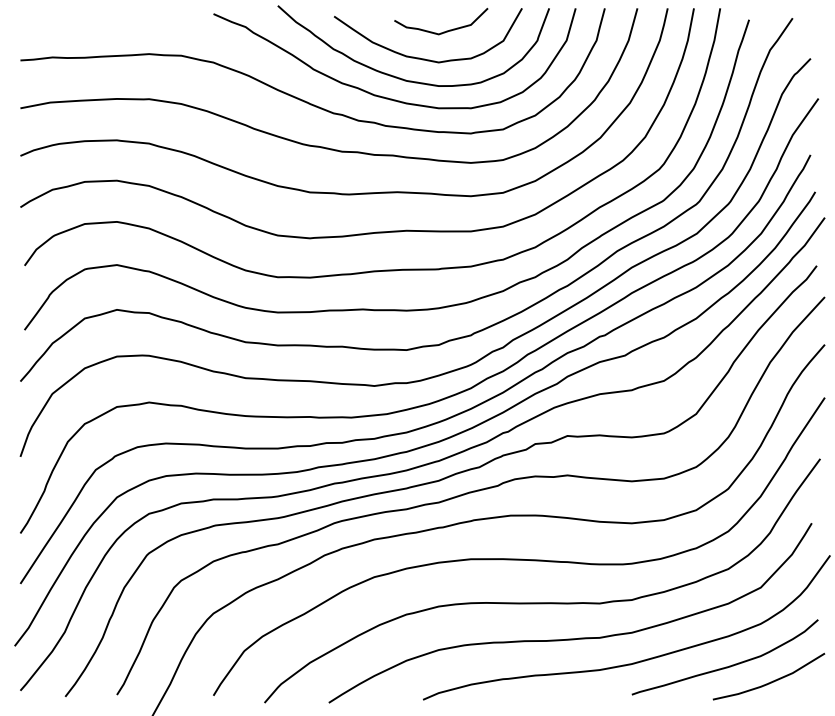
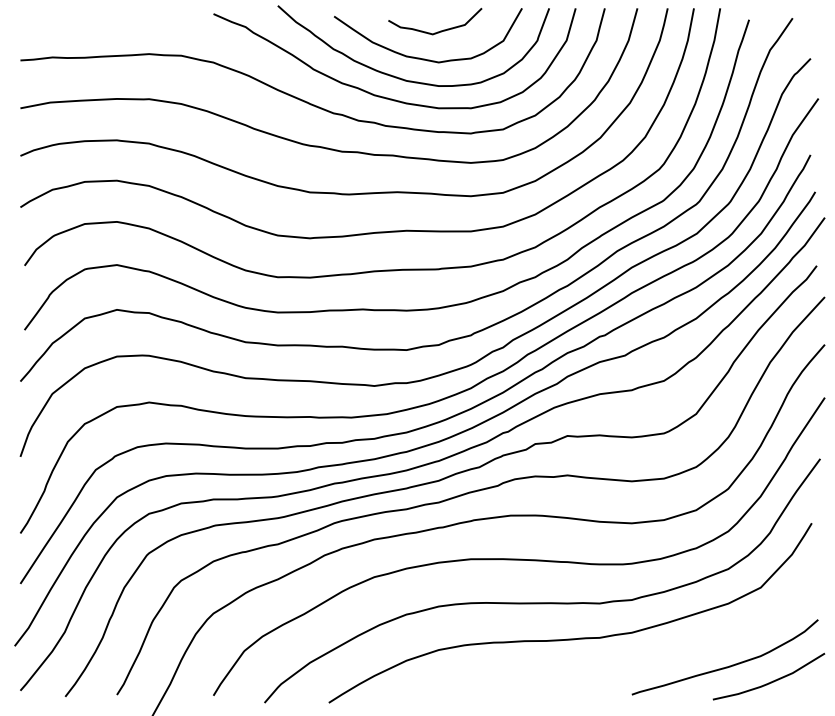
curve position: (443, 31) -> (437, 31) (437, 31)
curve: present -> none (636, 661)
